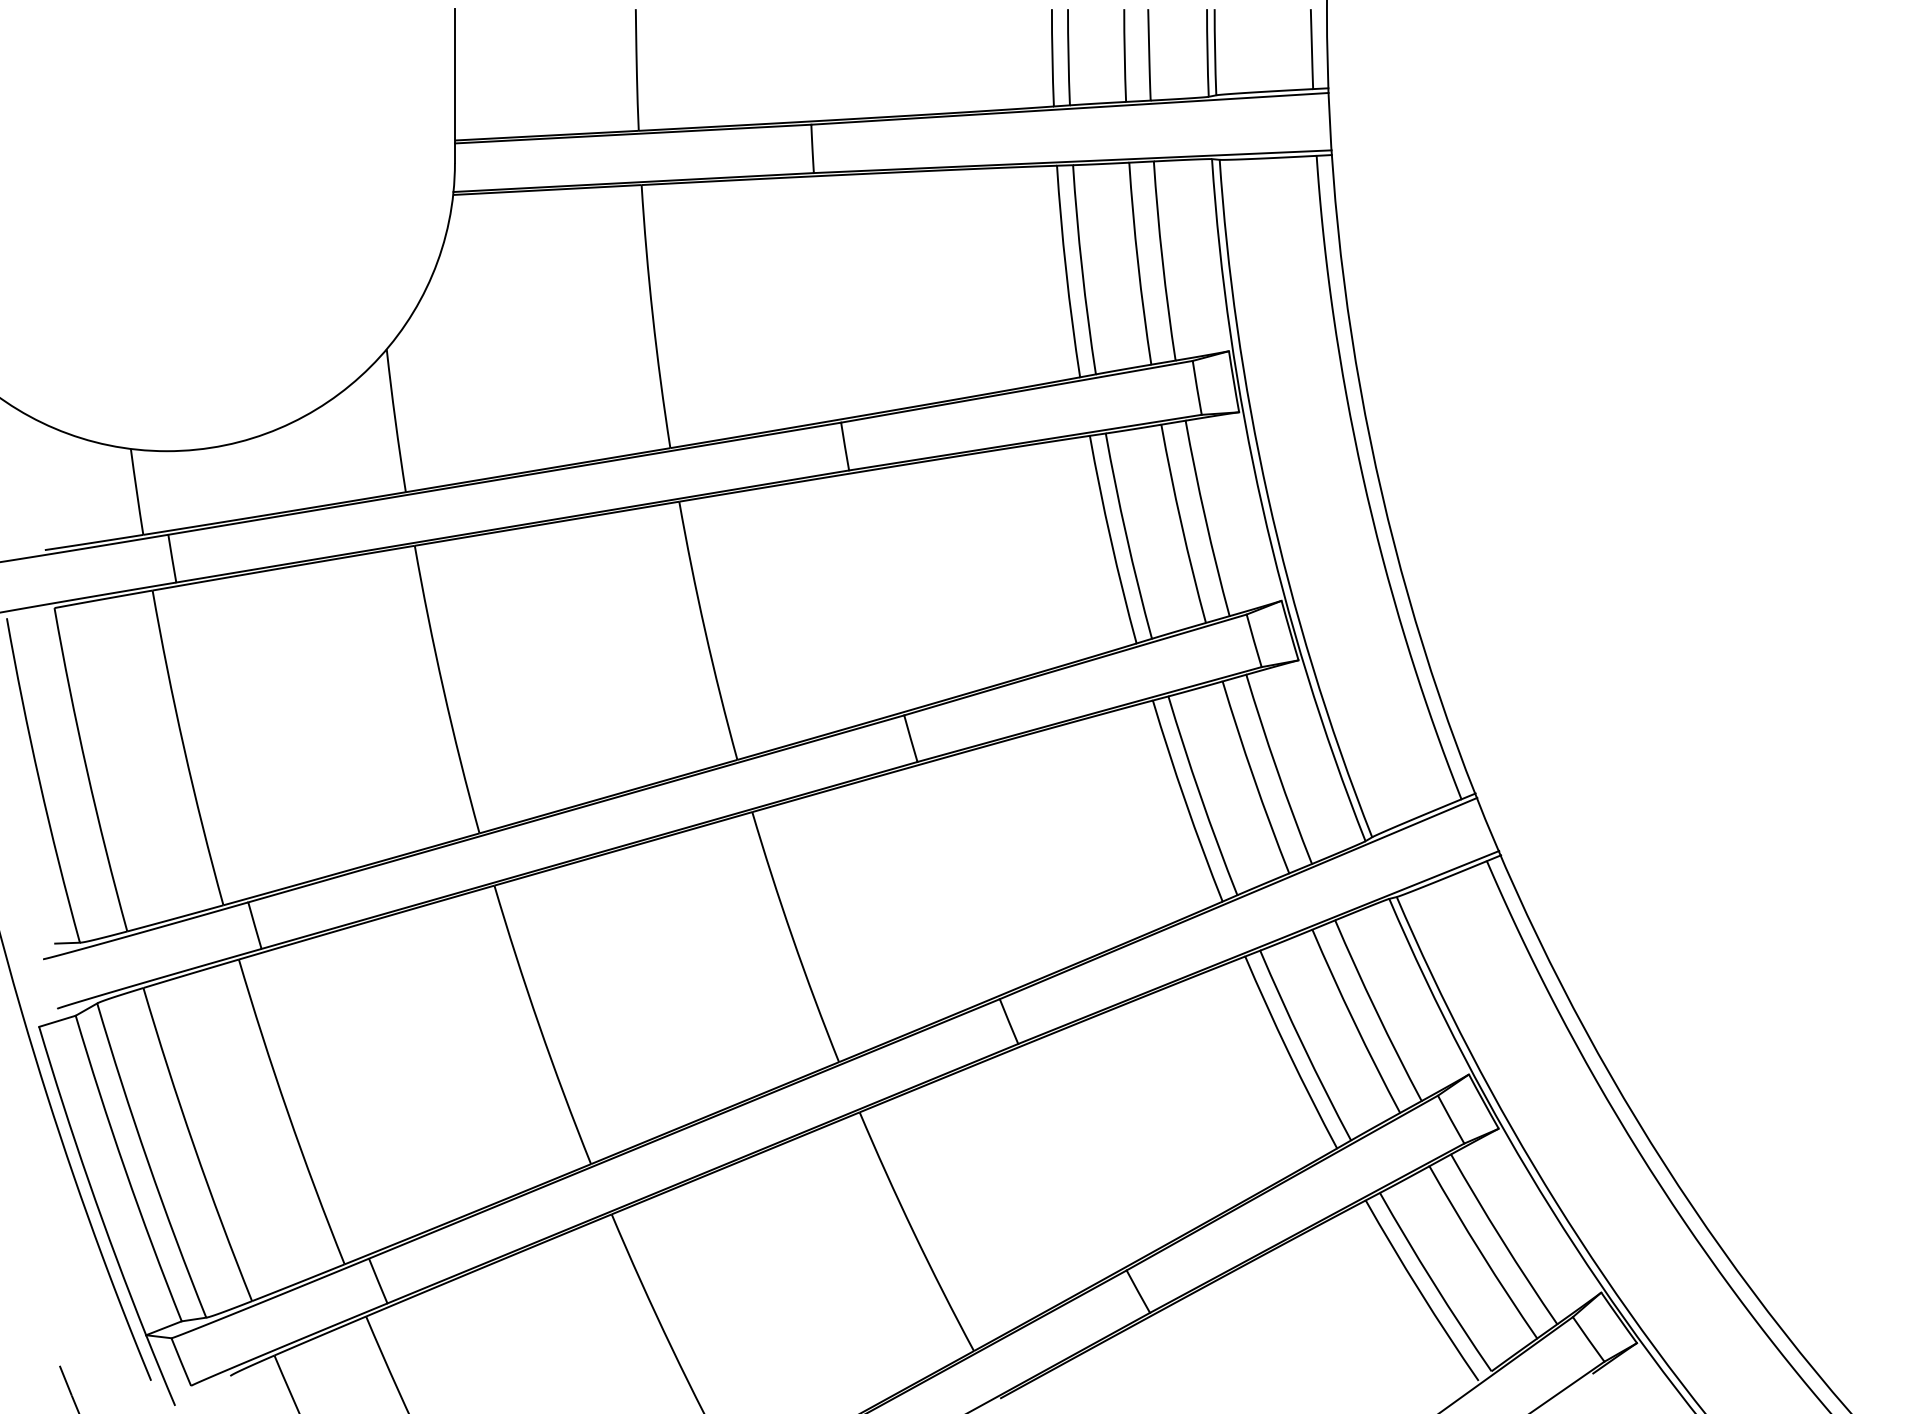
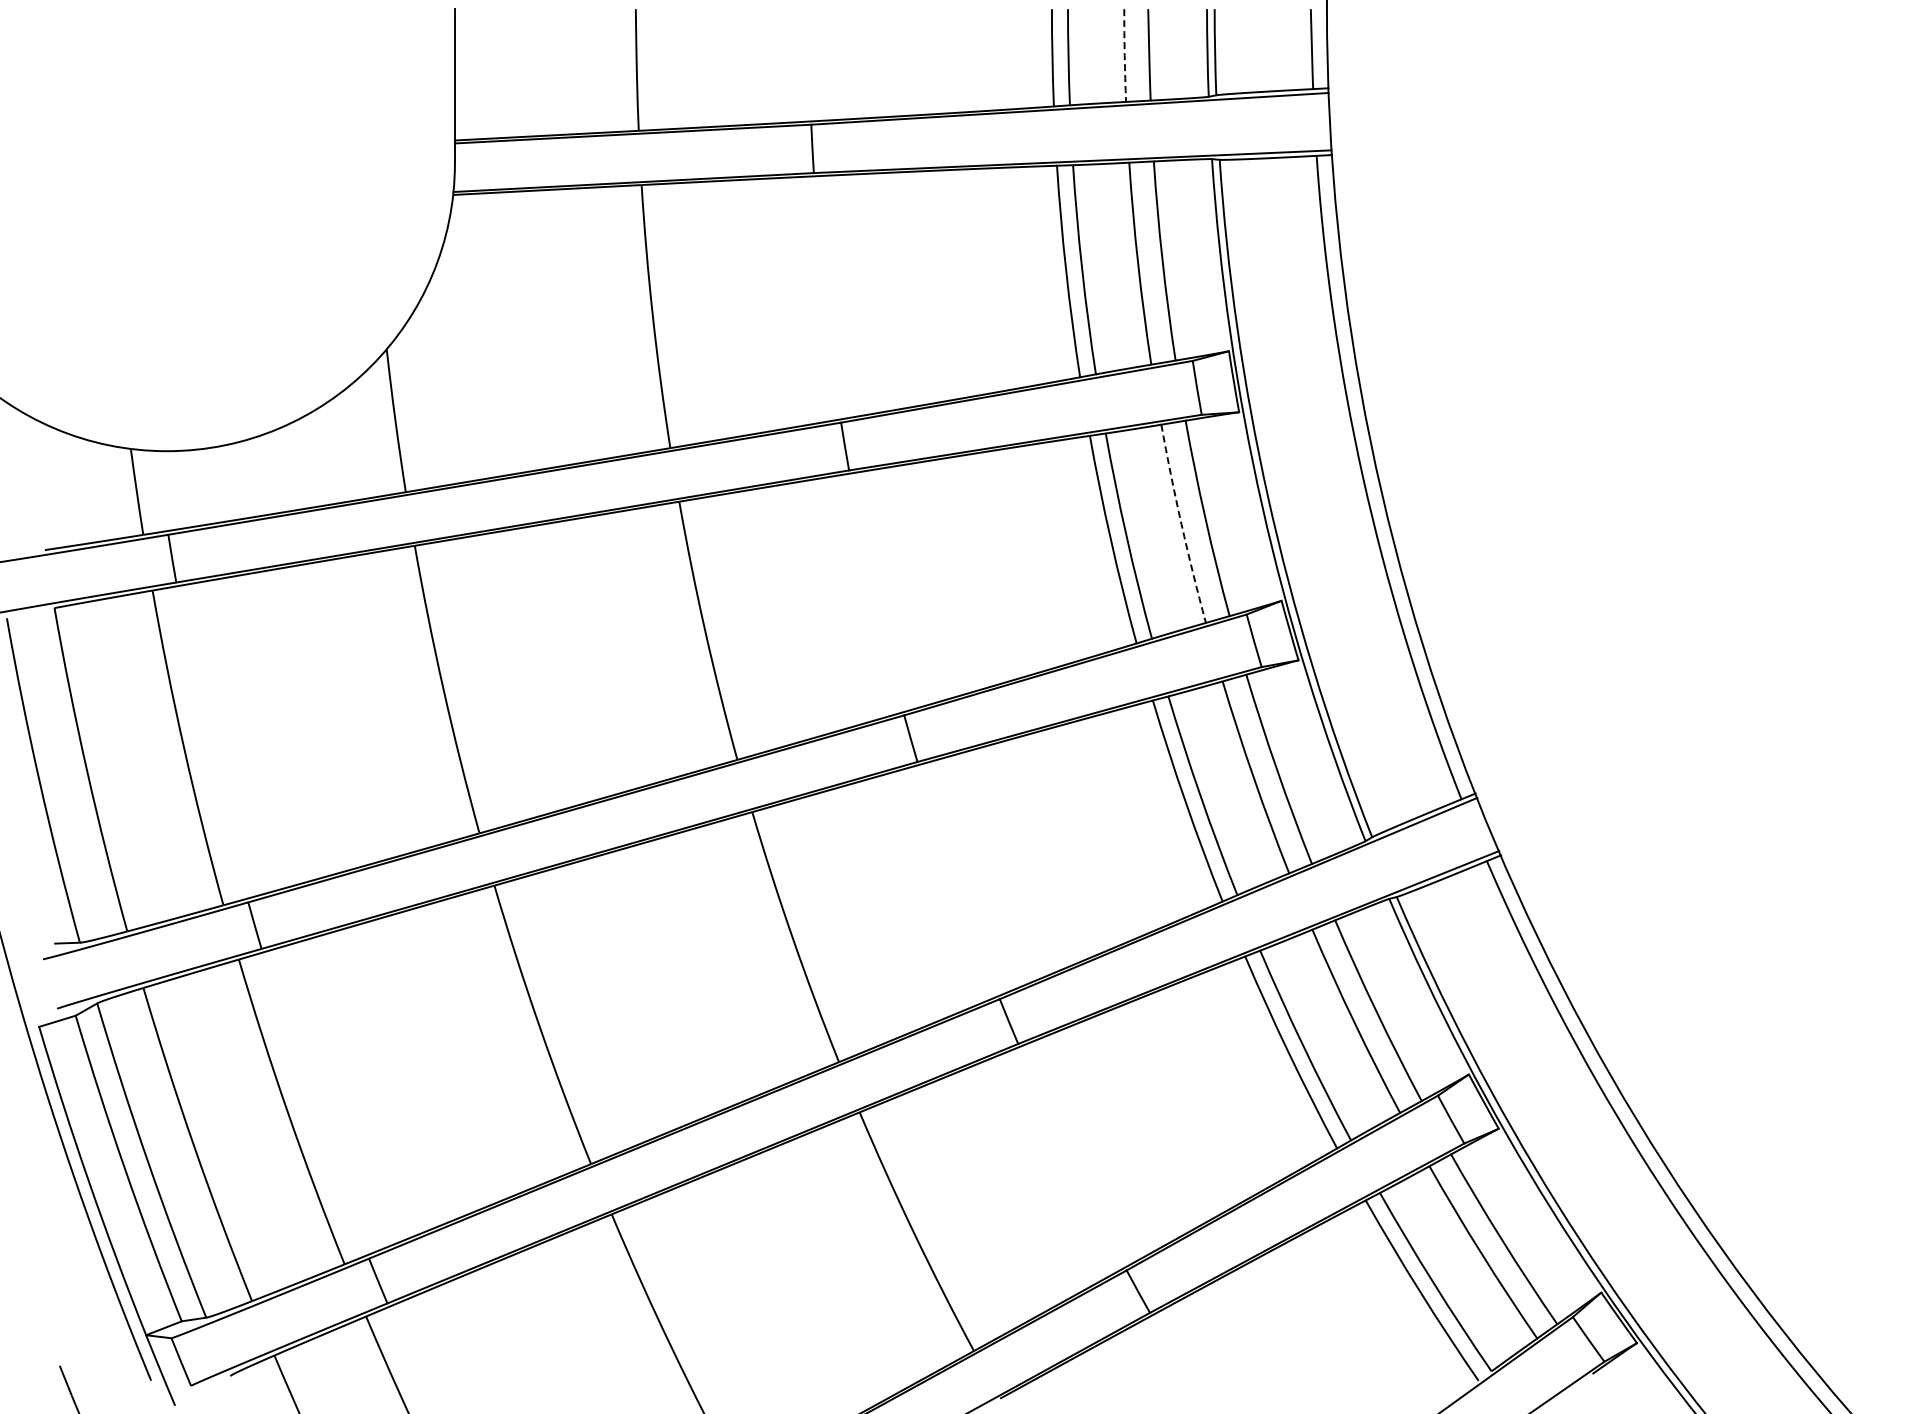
arc: solid -> dashed (1124, 55)
arc: solid -> dashed (1181, 524)
